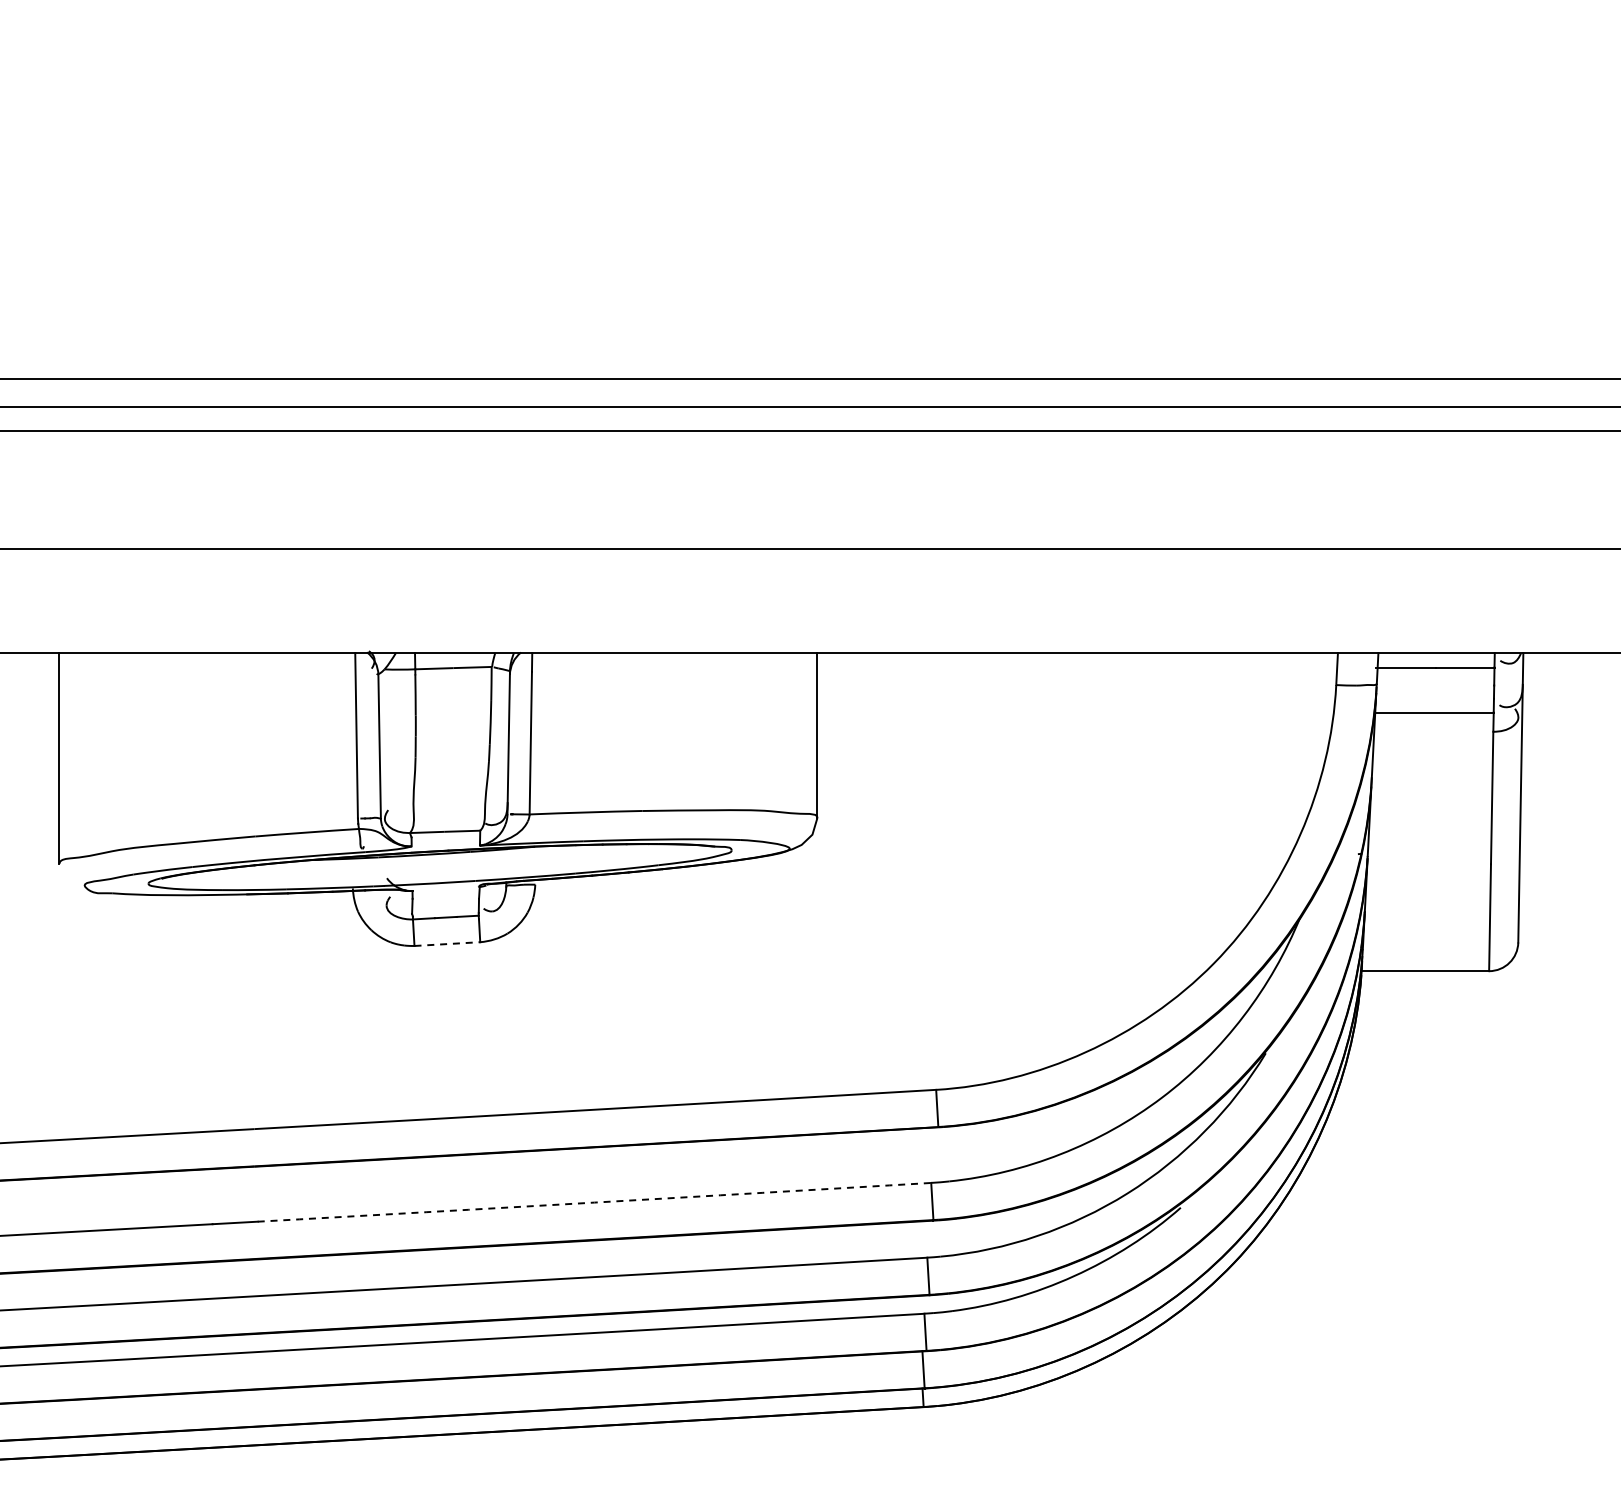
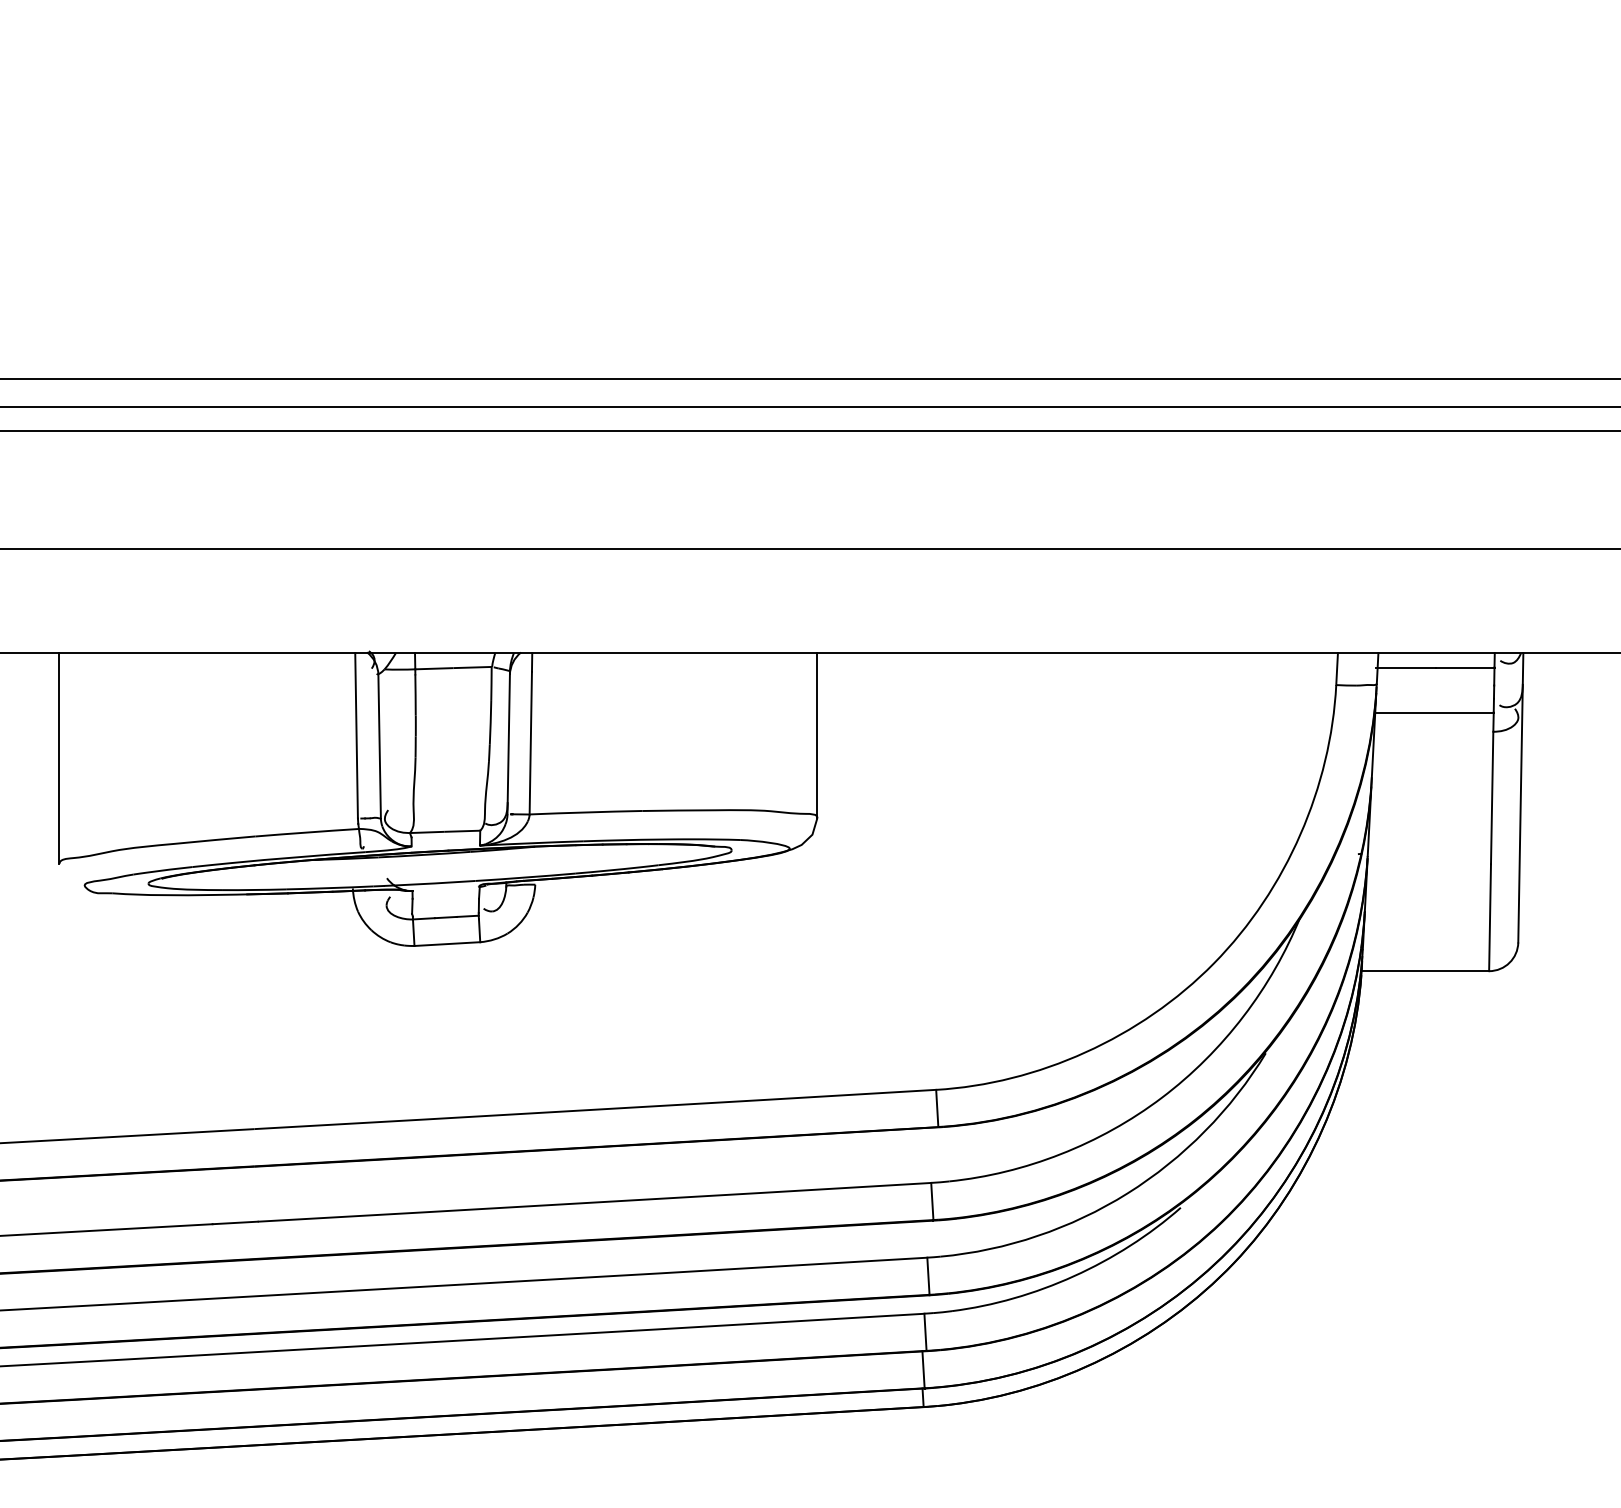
line: dashed -> solid (447, 944)
arc: dashed -> solid (594, 1202)
